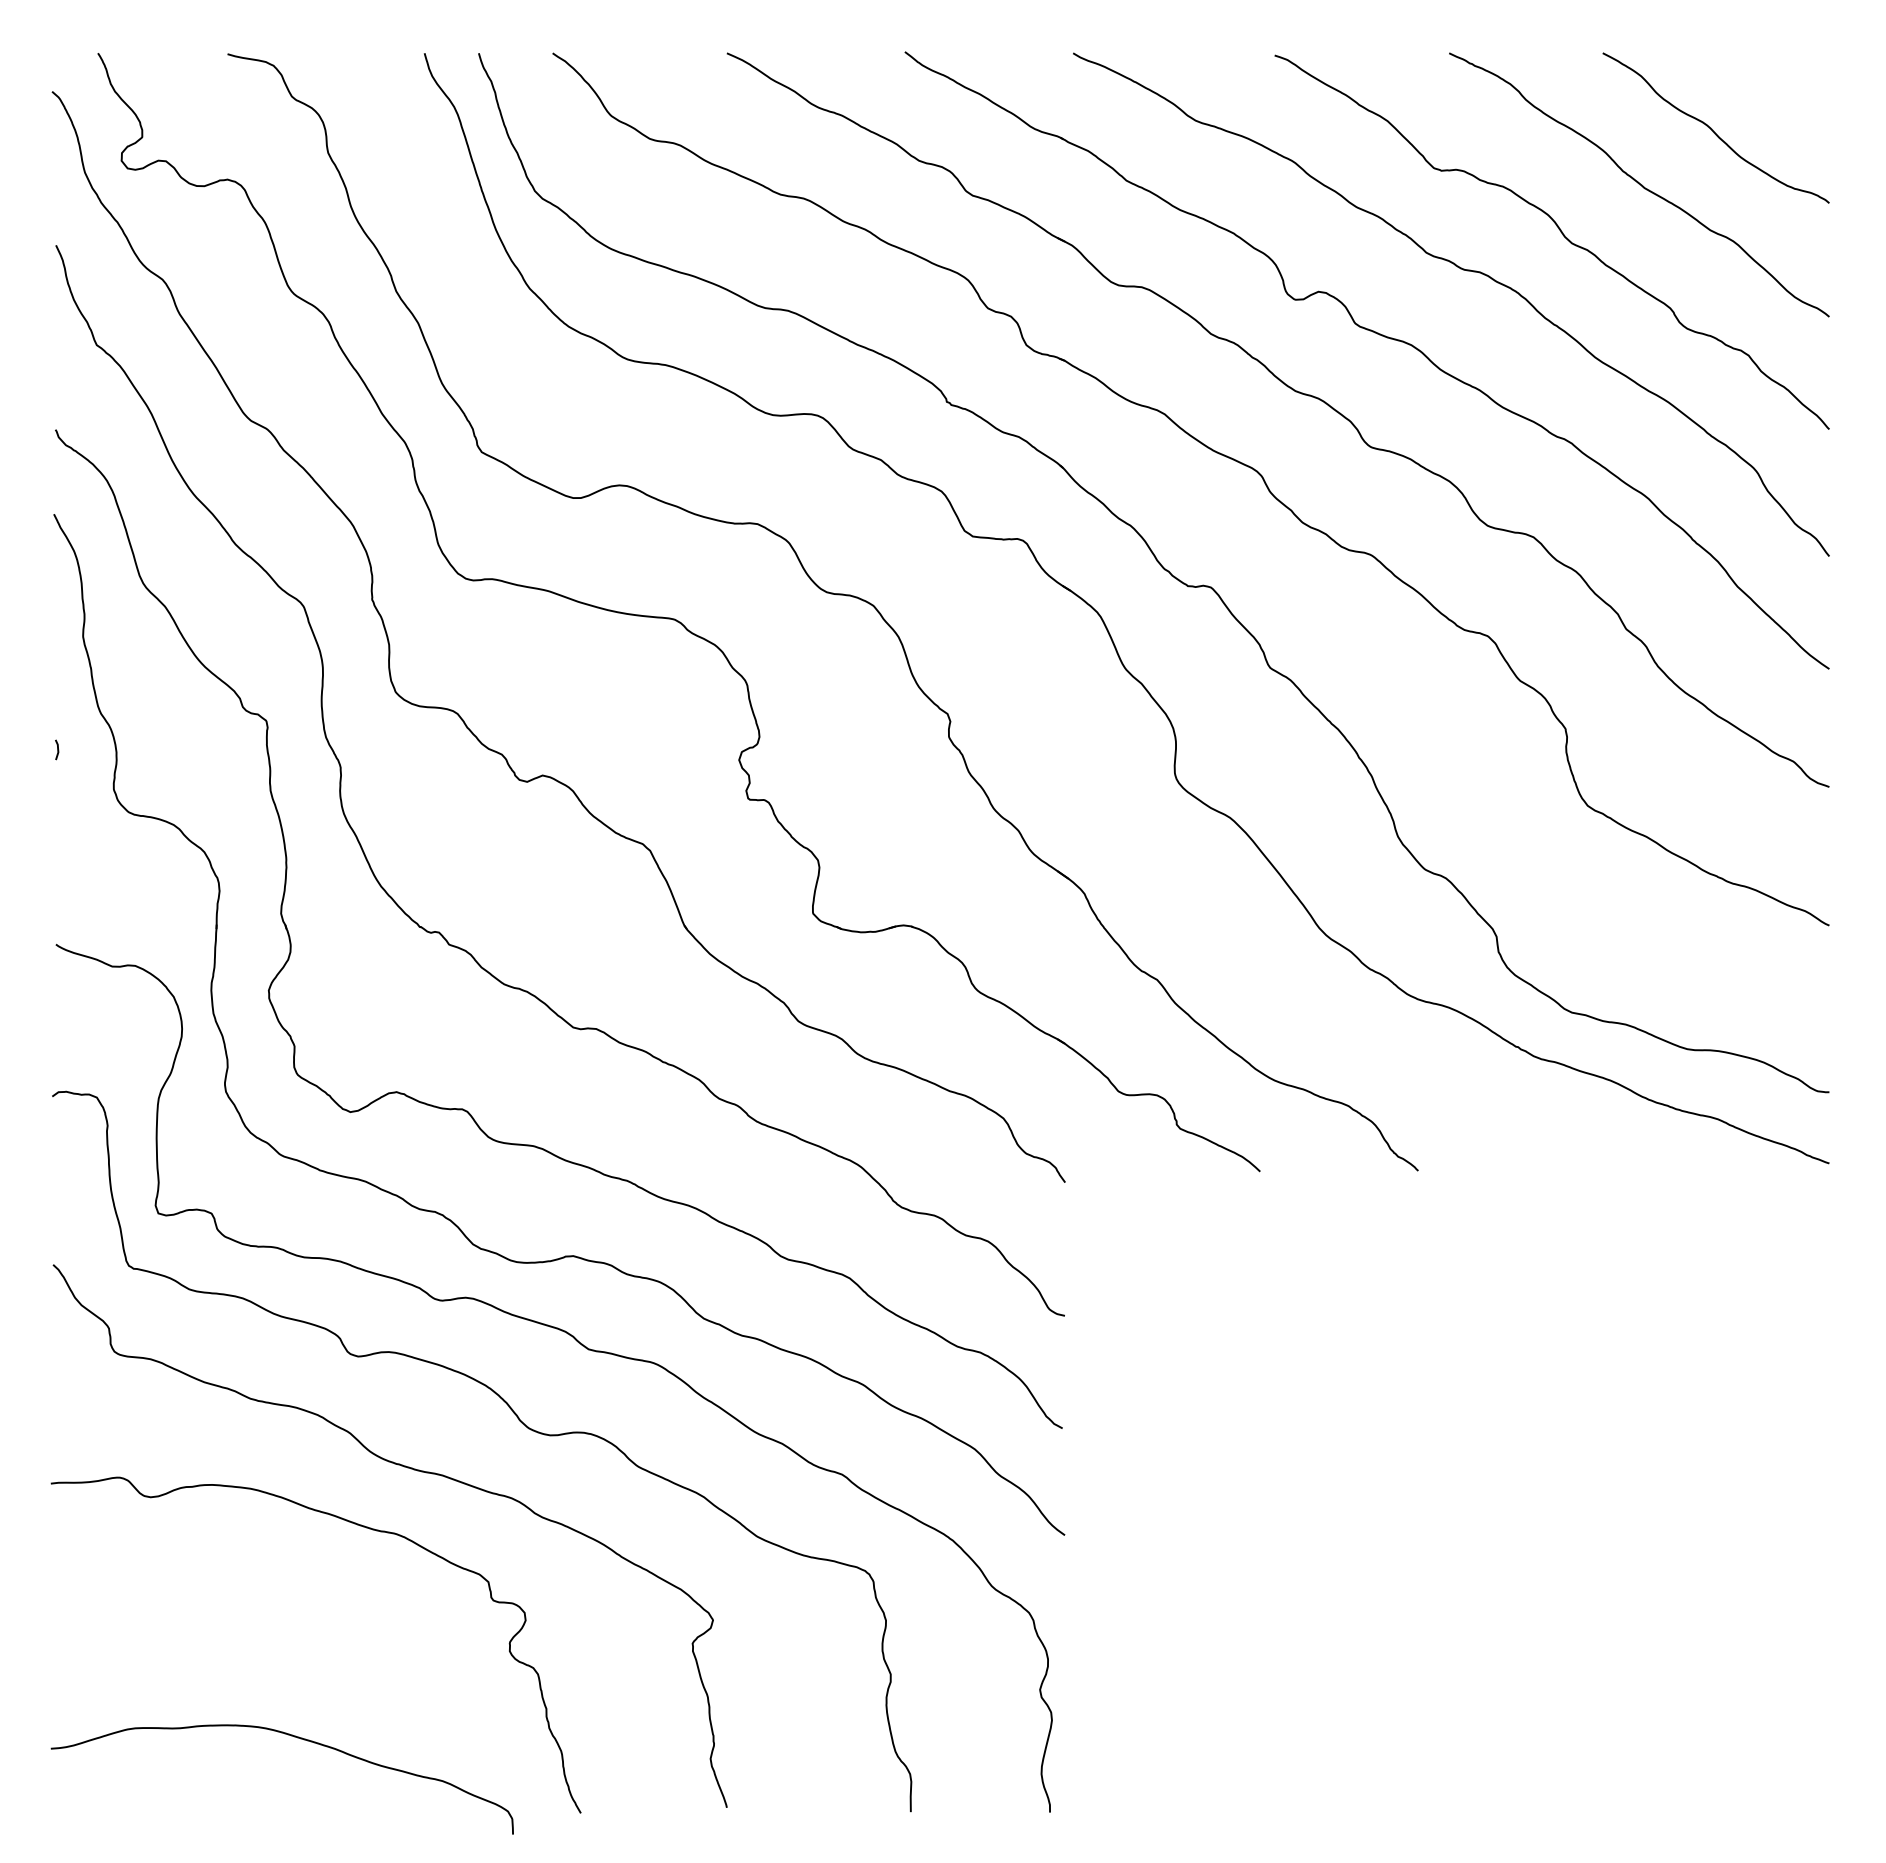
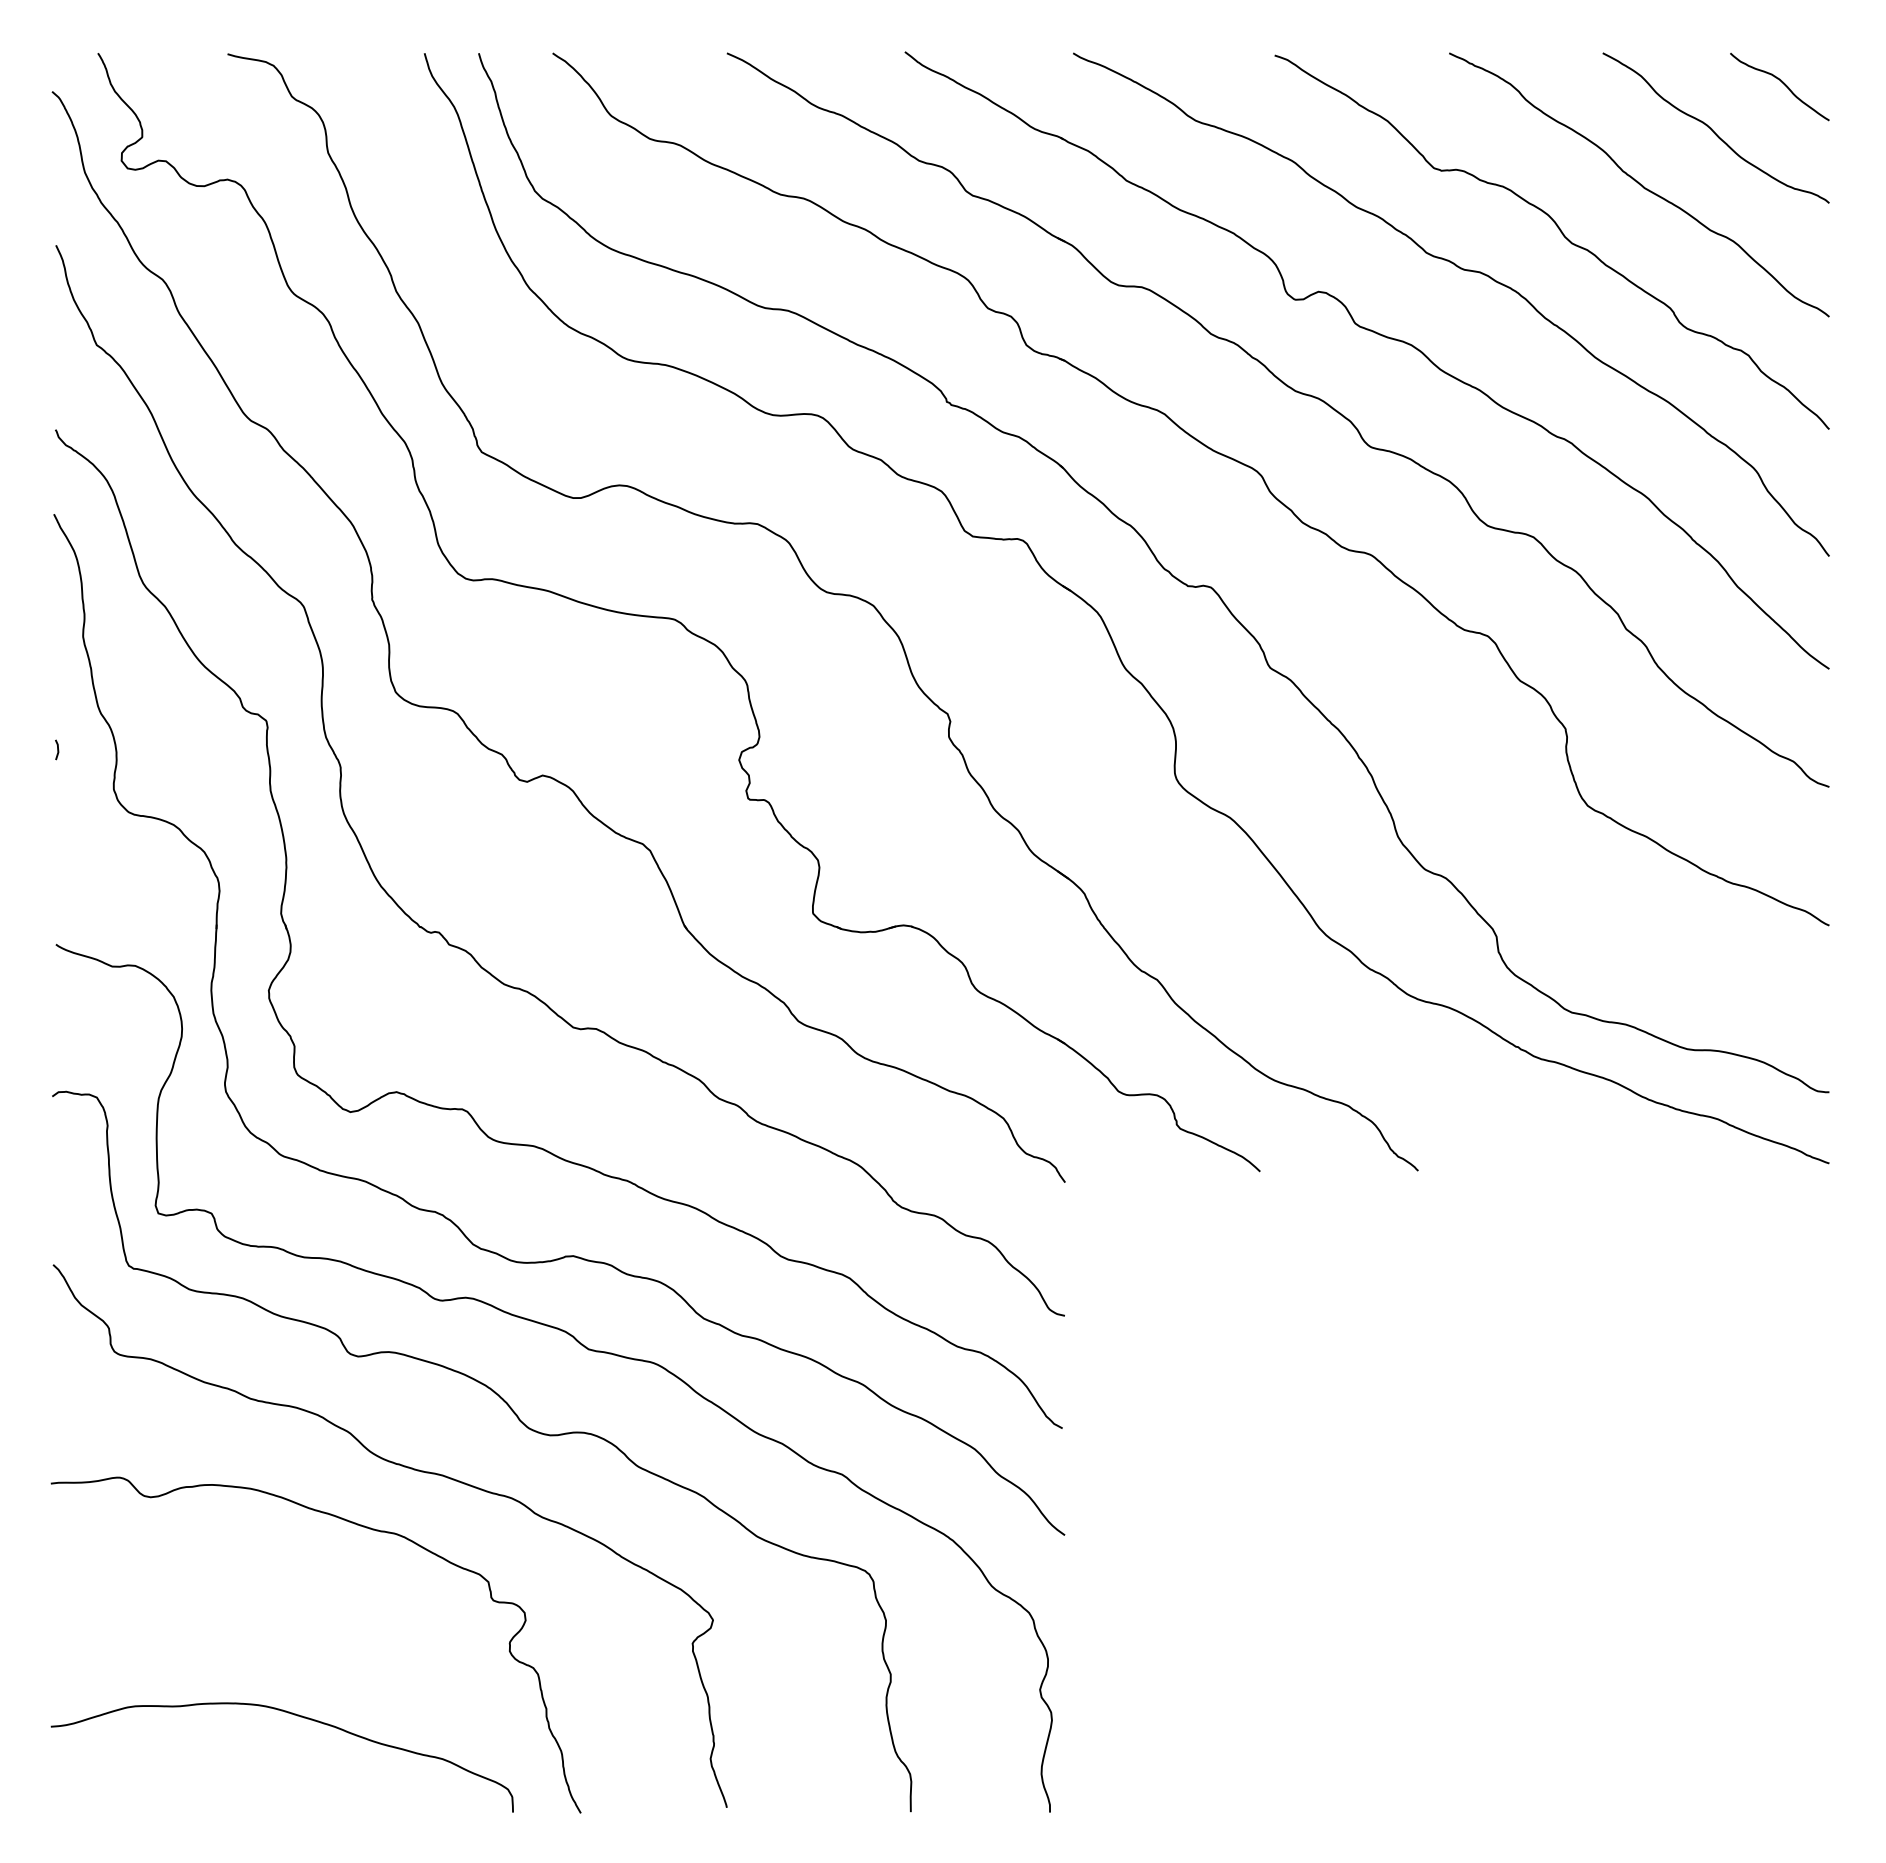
curve: none -> present (1782, 83)
curve position: (294, 1737) -> (294, 1715) (294, 1715)
